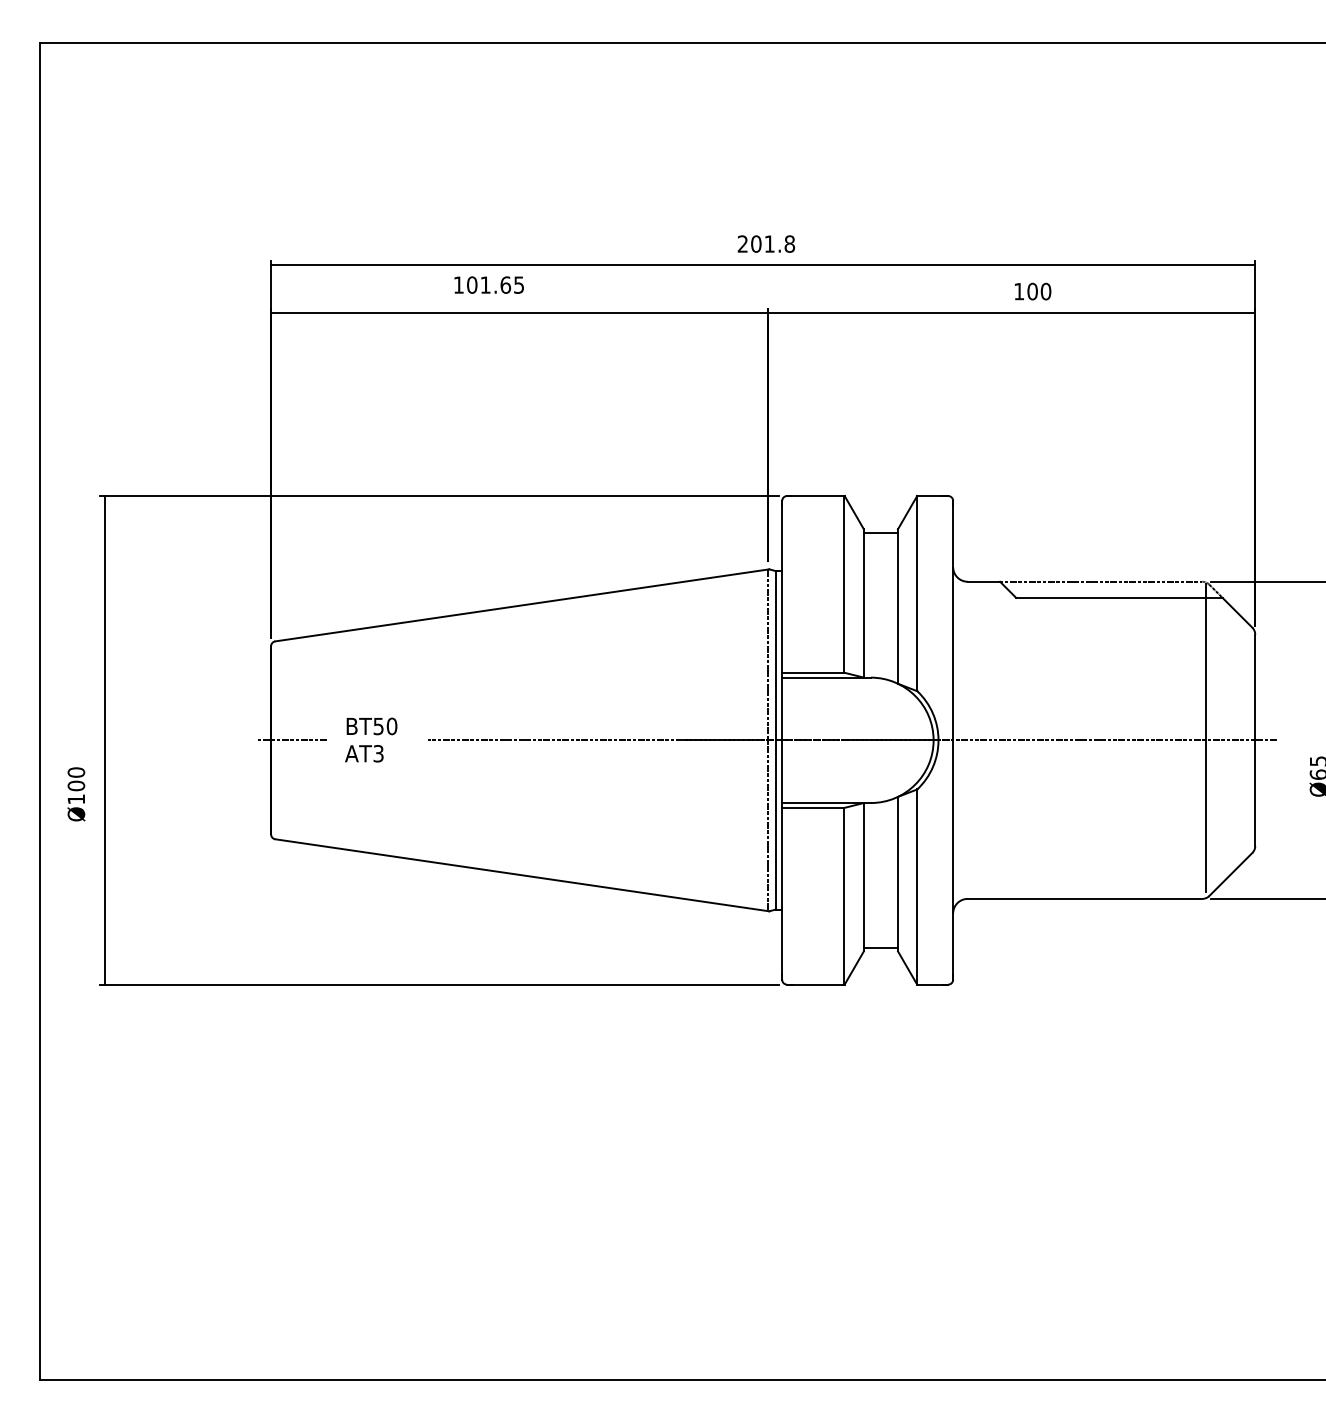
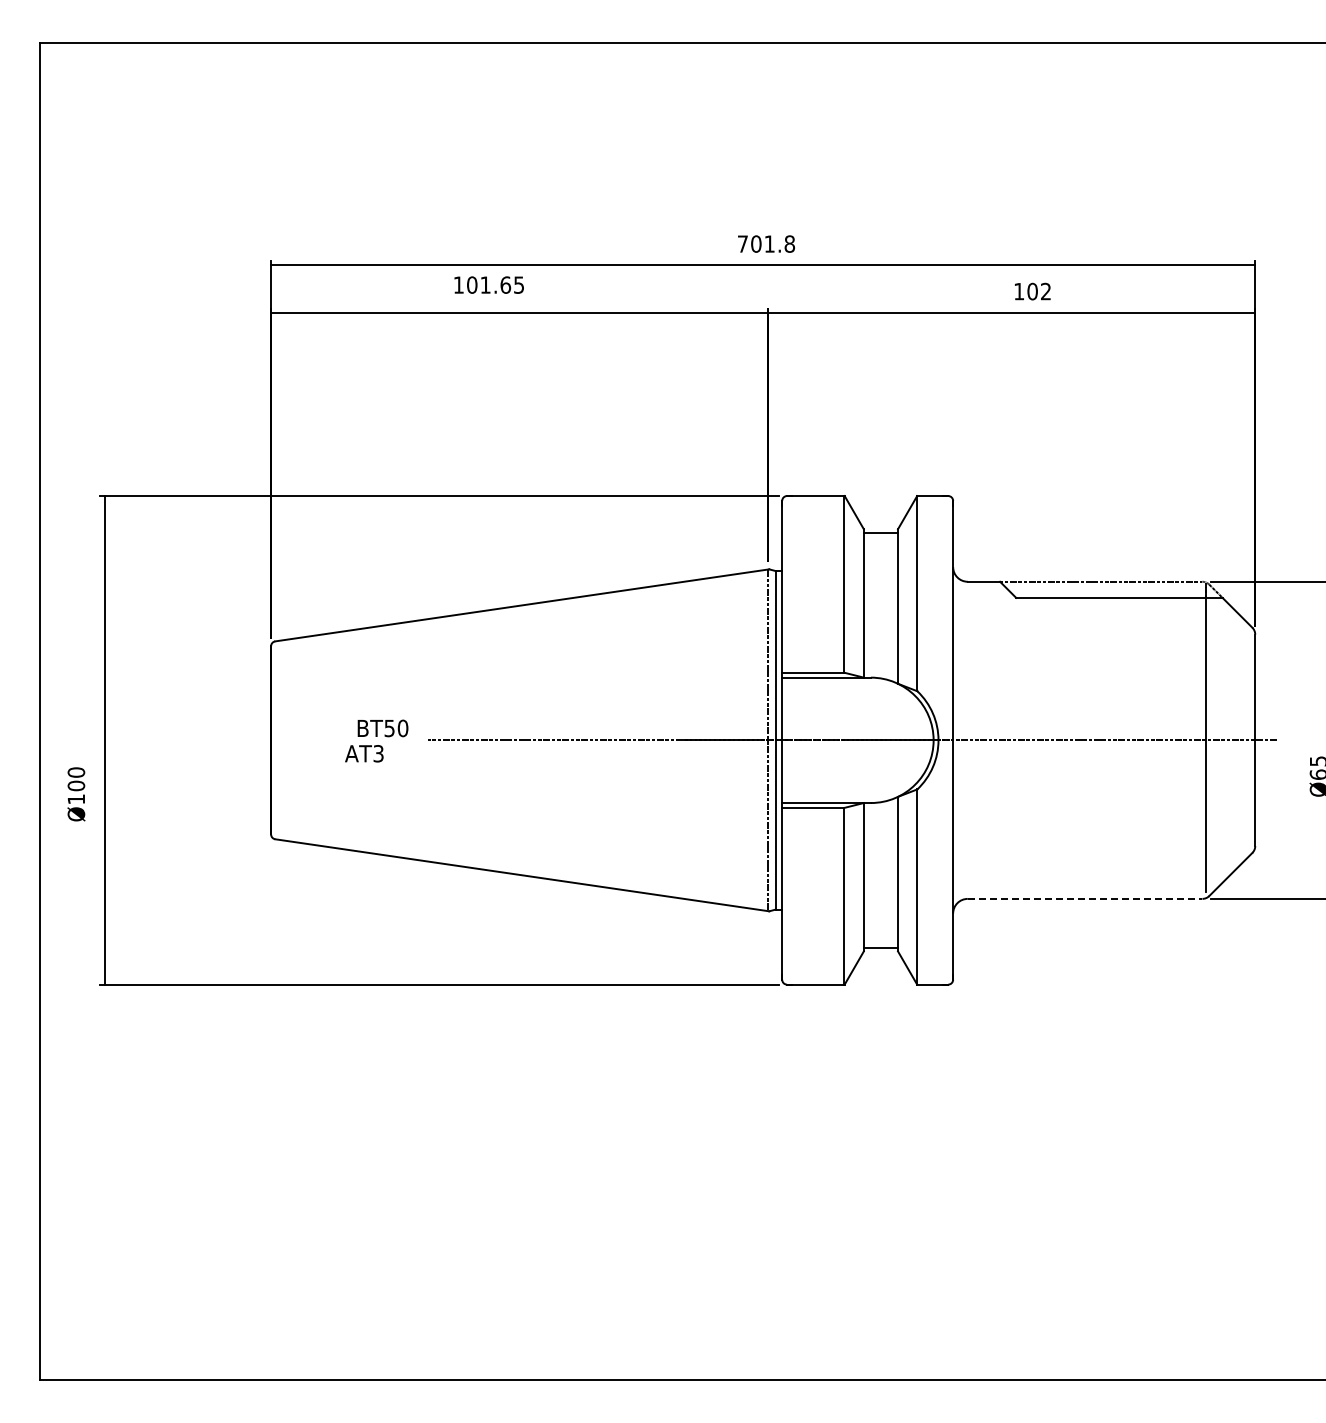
text: 201.8 -> 701.8 (742, 243)
text: 100 -> 102 (1045, 291)
text position: (371, 726) -> (382, 728) (382, 728)
line: present -> none (291, 740)
line: solid -> dashed (1085, 898)
